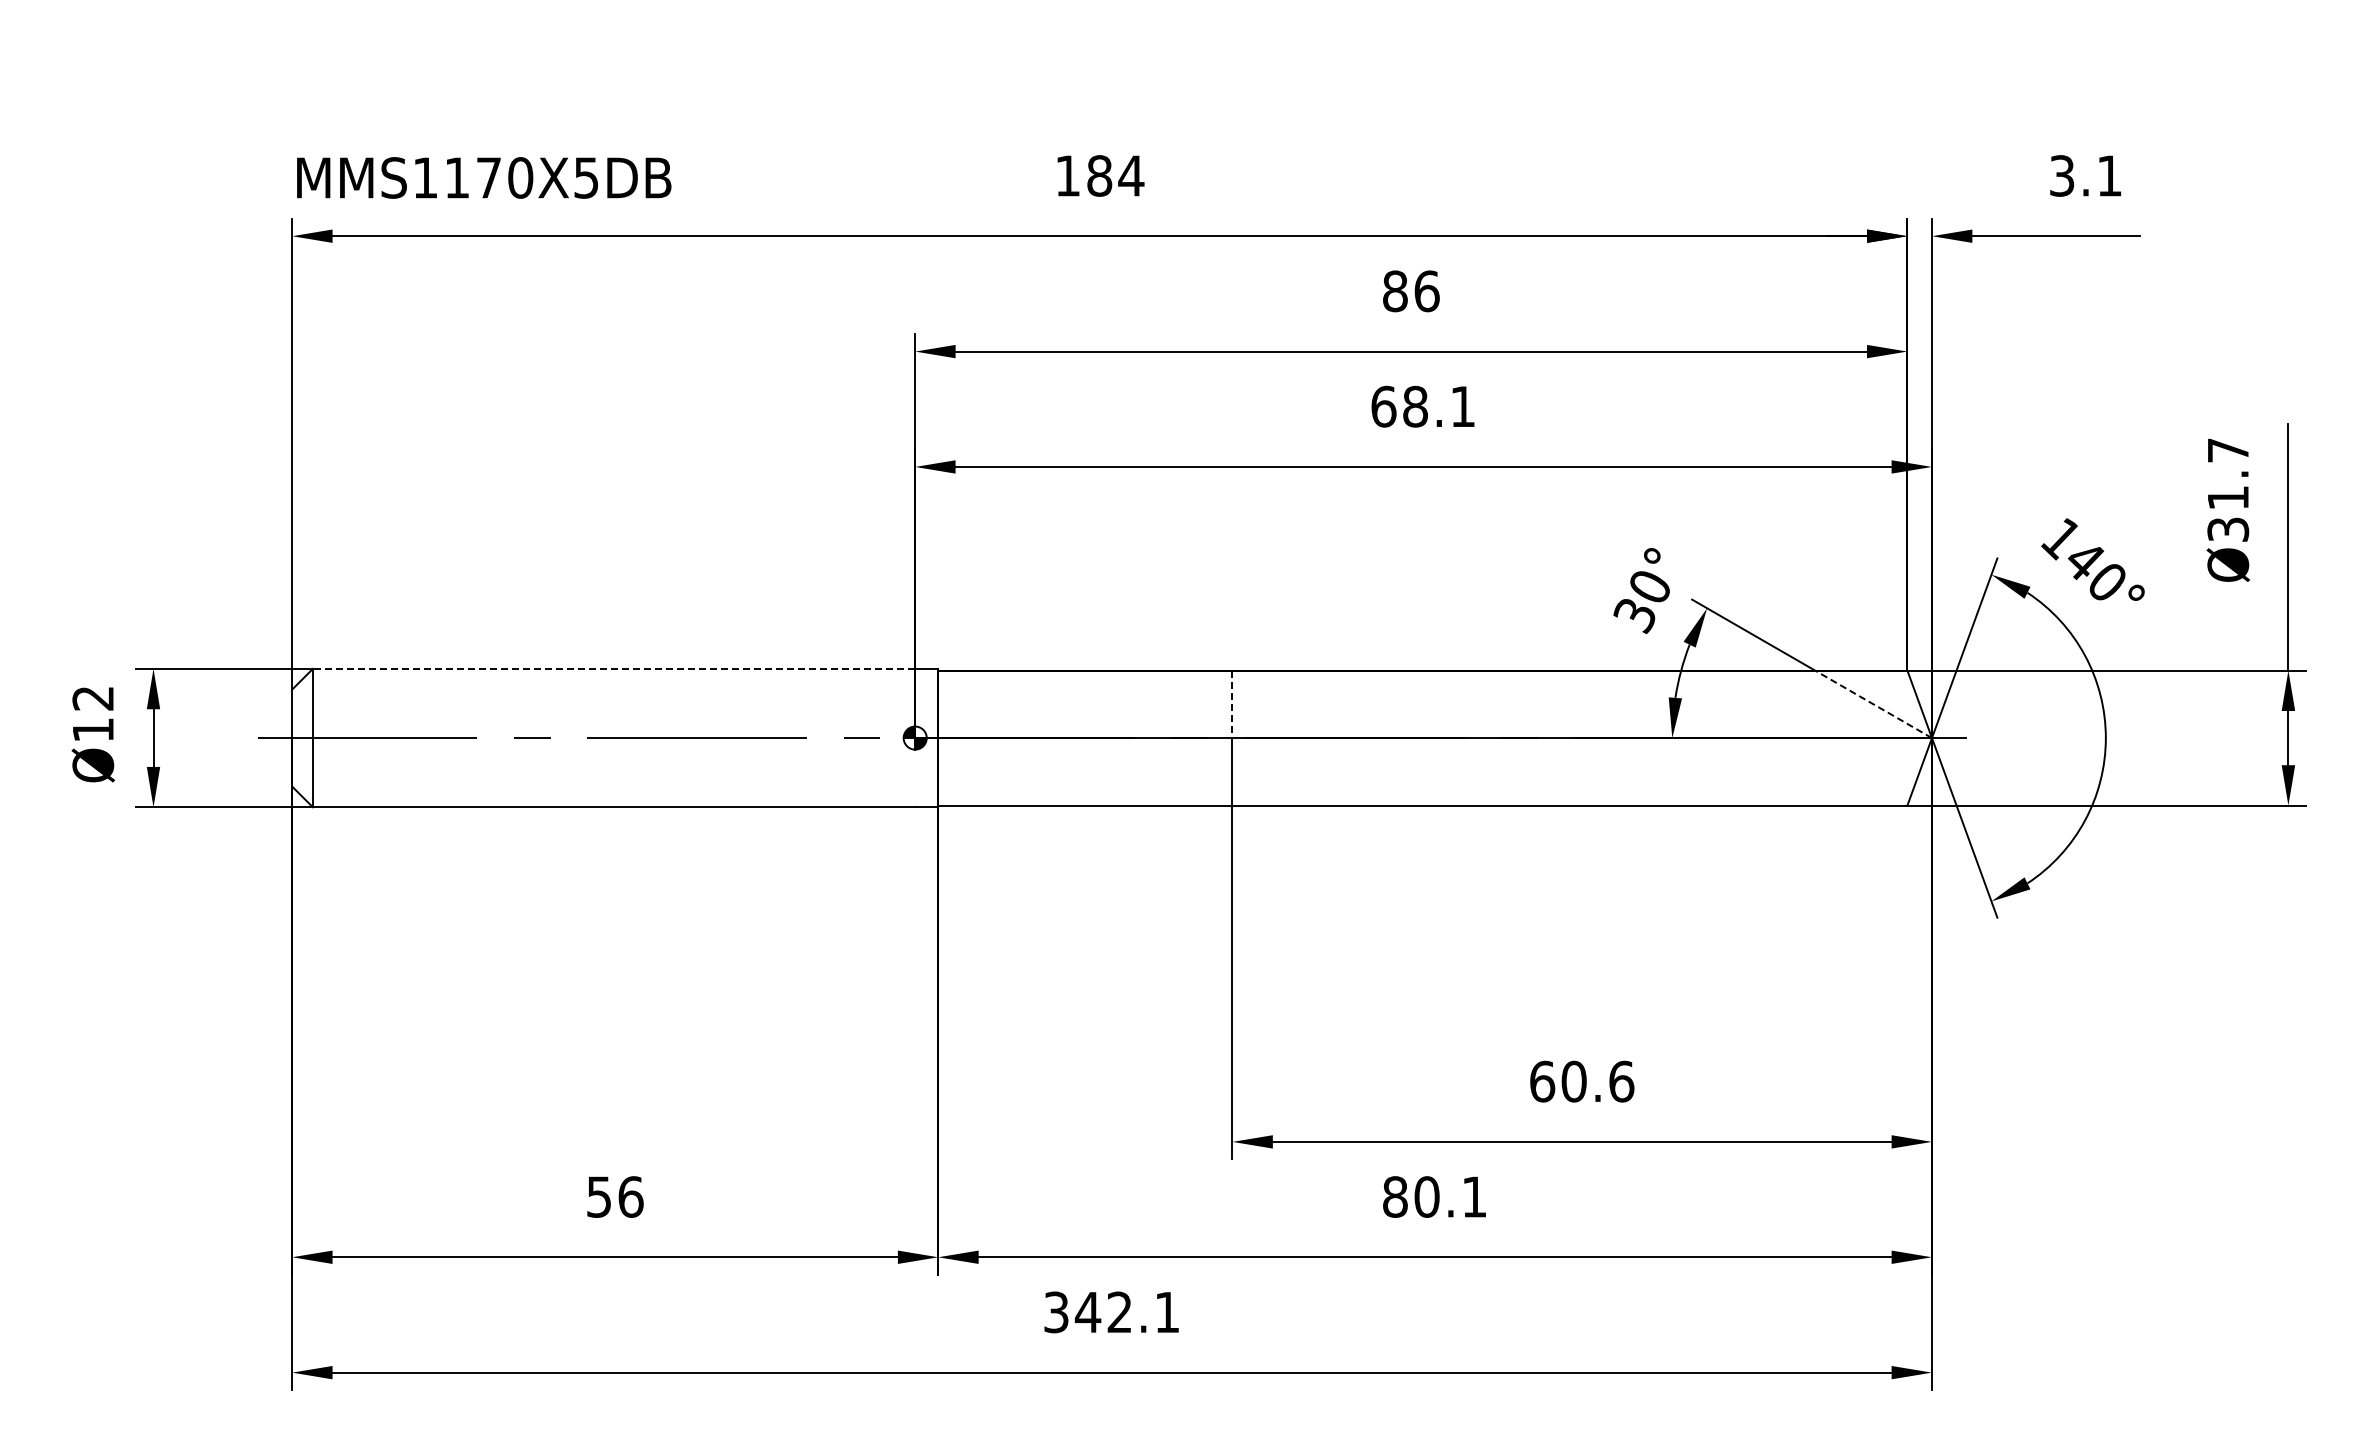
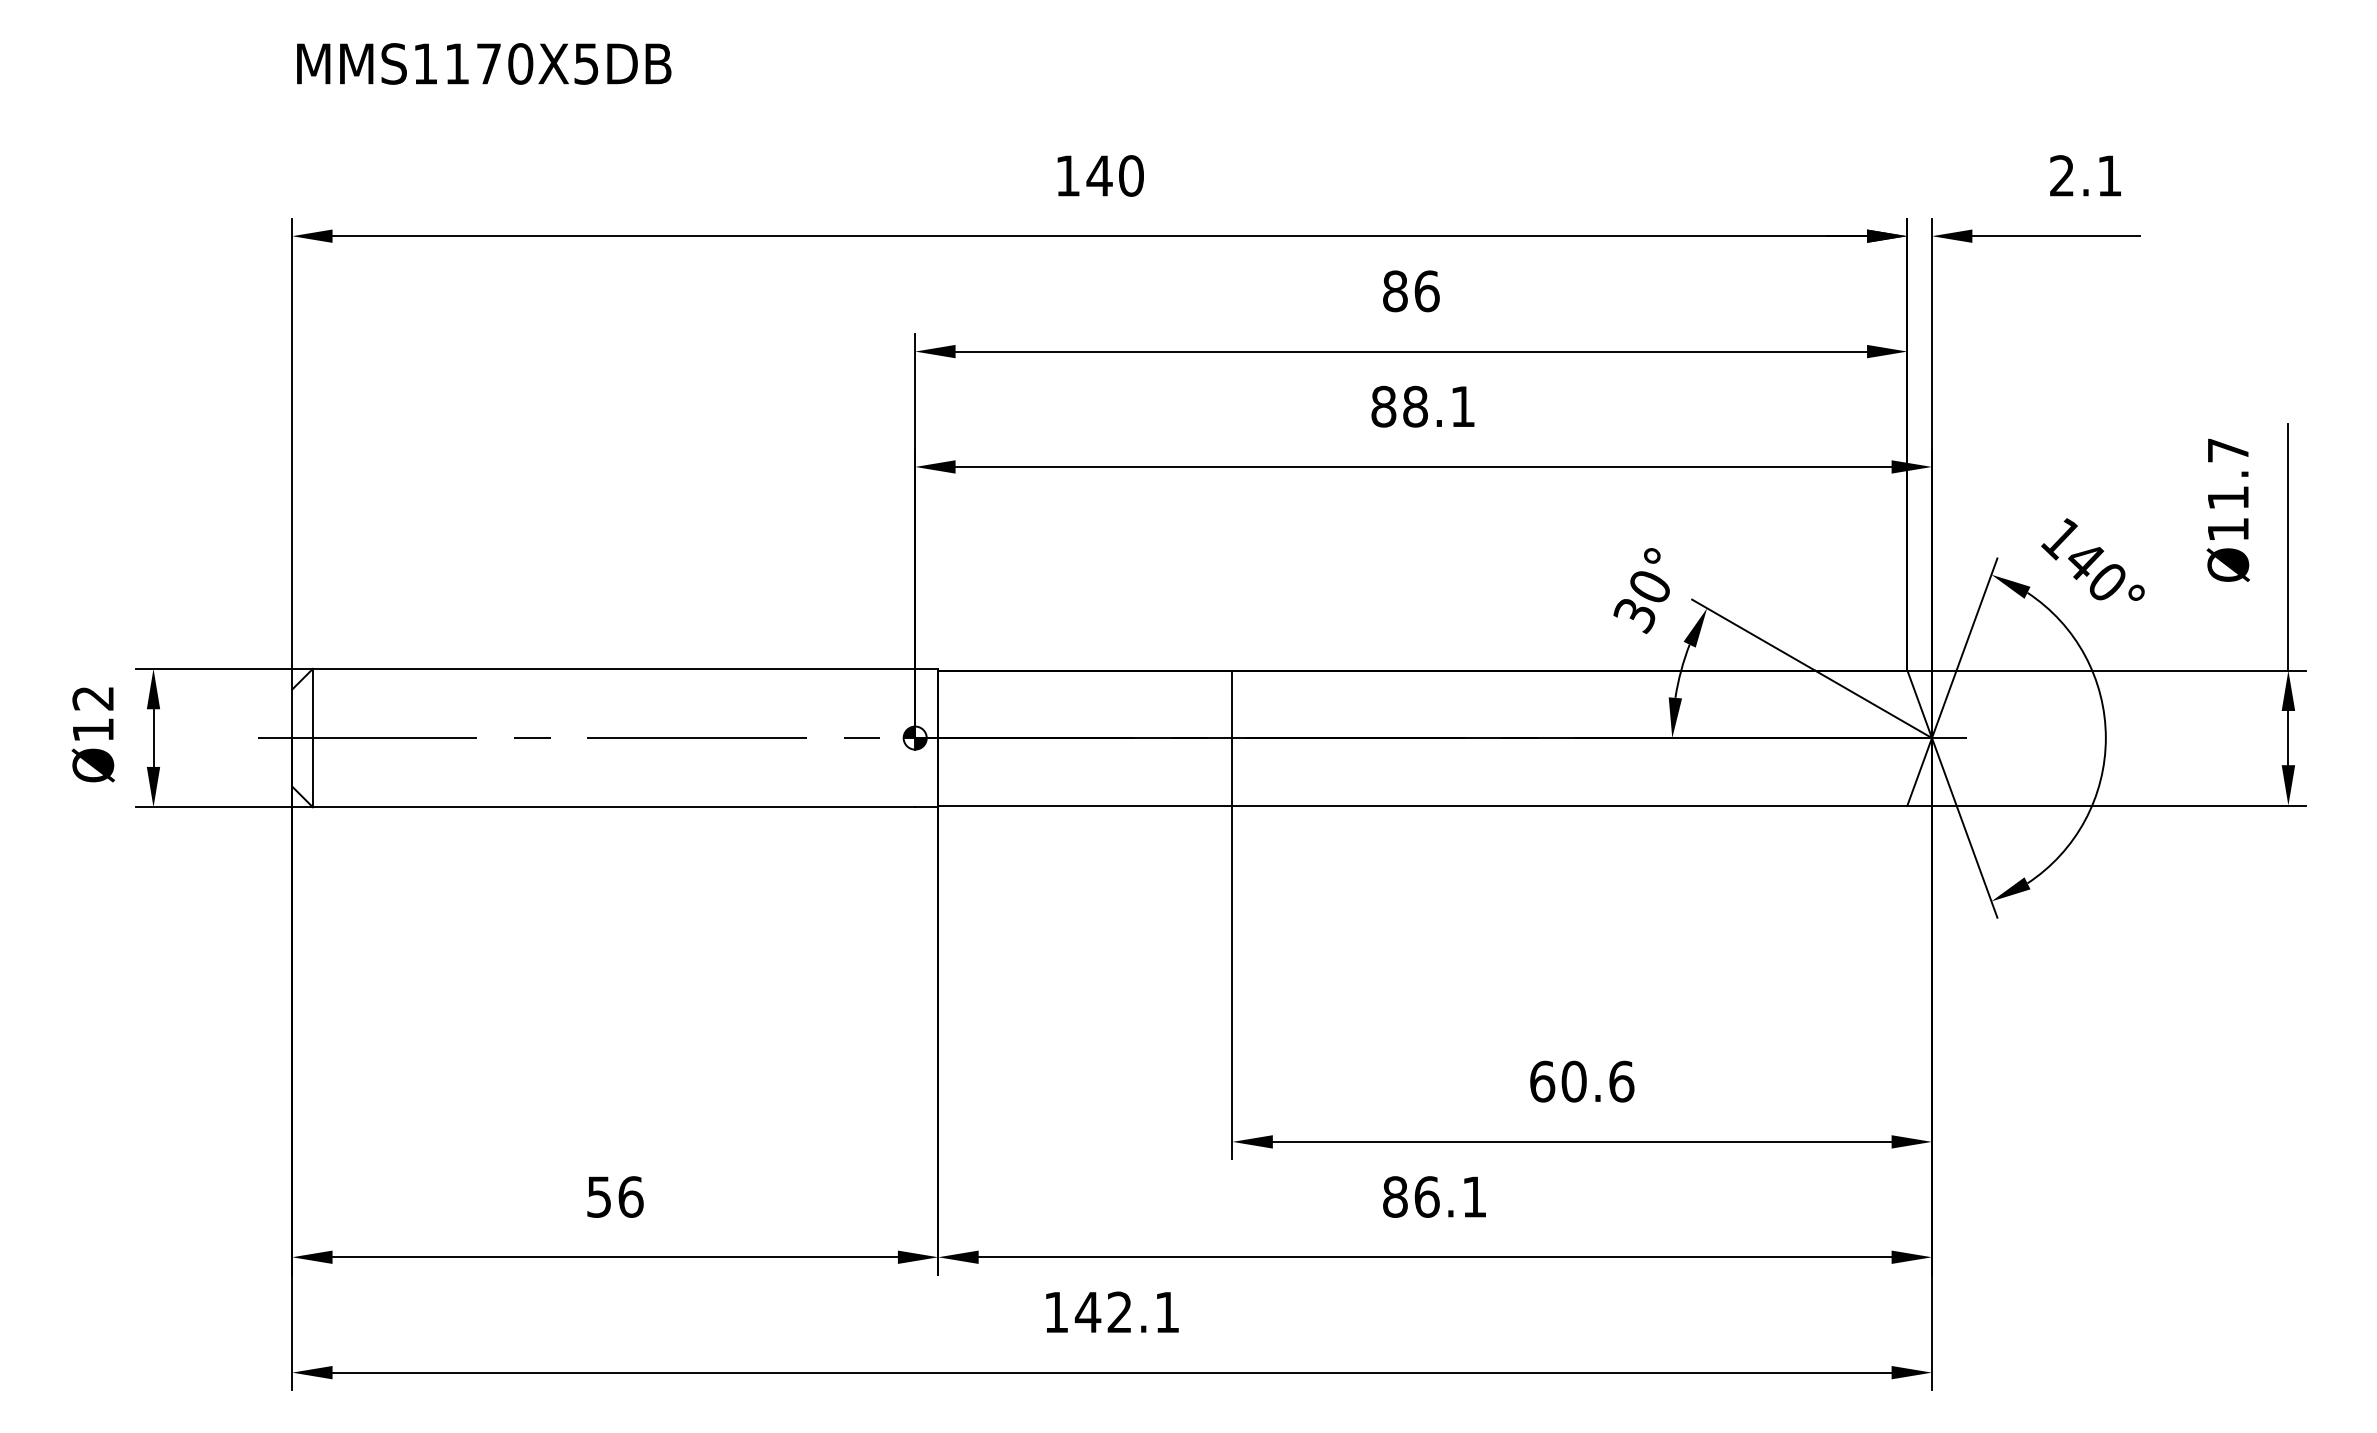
text: 184 -> 140 (1115, 175)
text: 3.1 -> 2.1 (2062, 175)
text position: (484, 177) -> (484, 63) (484, 63)
text: 68.1 -> 88.1 (1383, 406)
text: Ø31.7 -> Ø11.7 (2228, 529)
line: dashed -> solid (613, 668)
line: dashed -> solid (1232, 704)
line: dashed -> solid (1873, 704)
text: 80.1 -> 86.1 (1426, 1196)
text: 342.1 -> 142.1 (1056, 1312)
